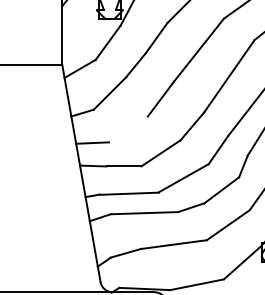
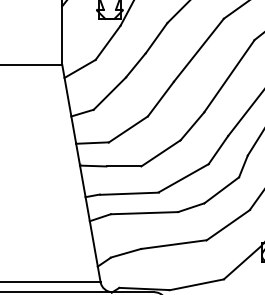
line: none -> present (127, 129)
line: none -> present (51, 282)
